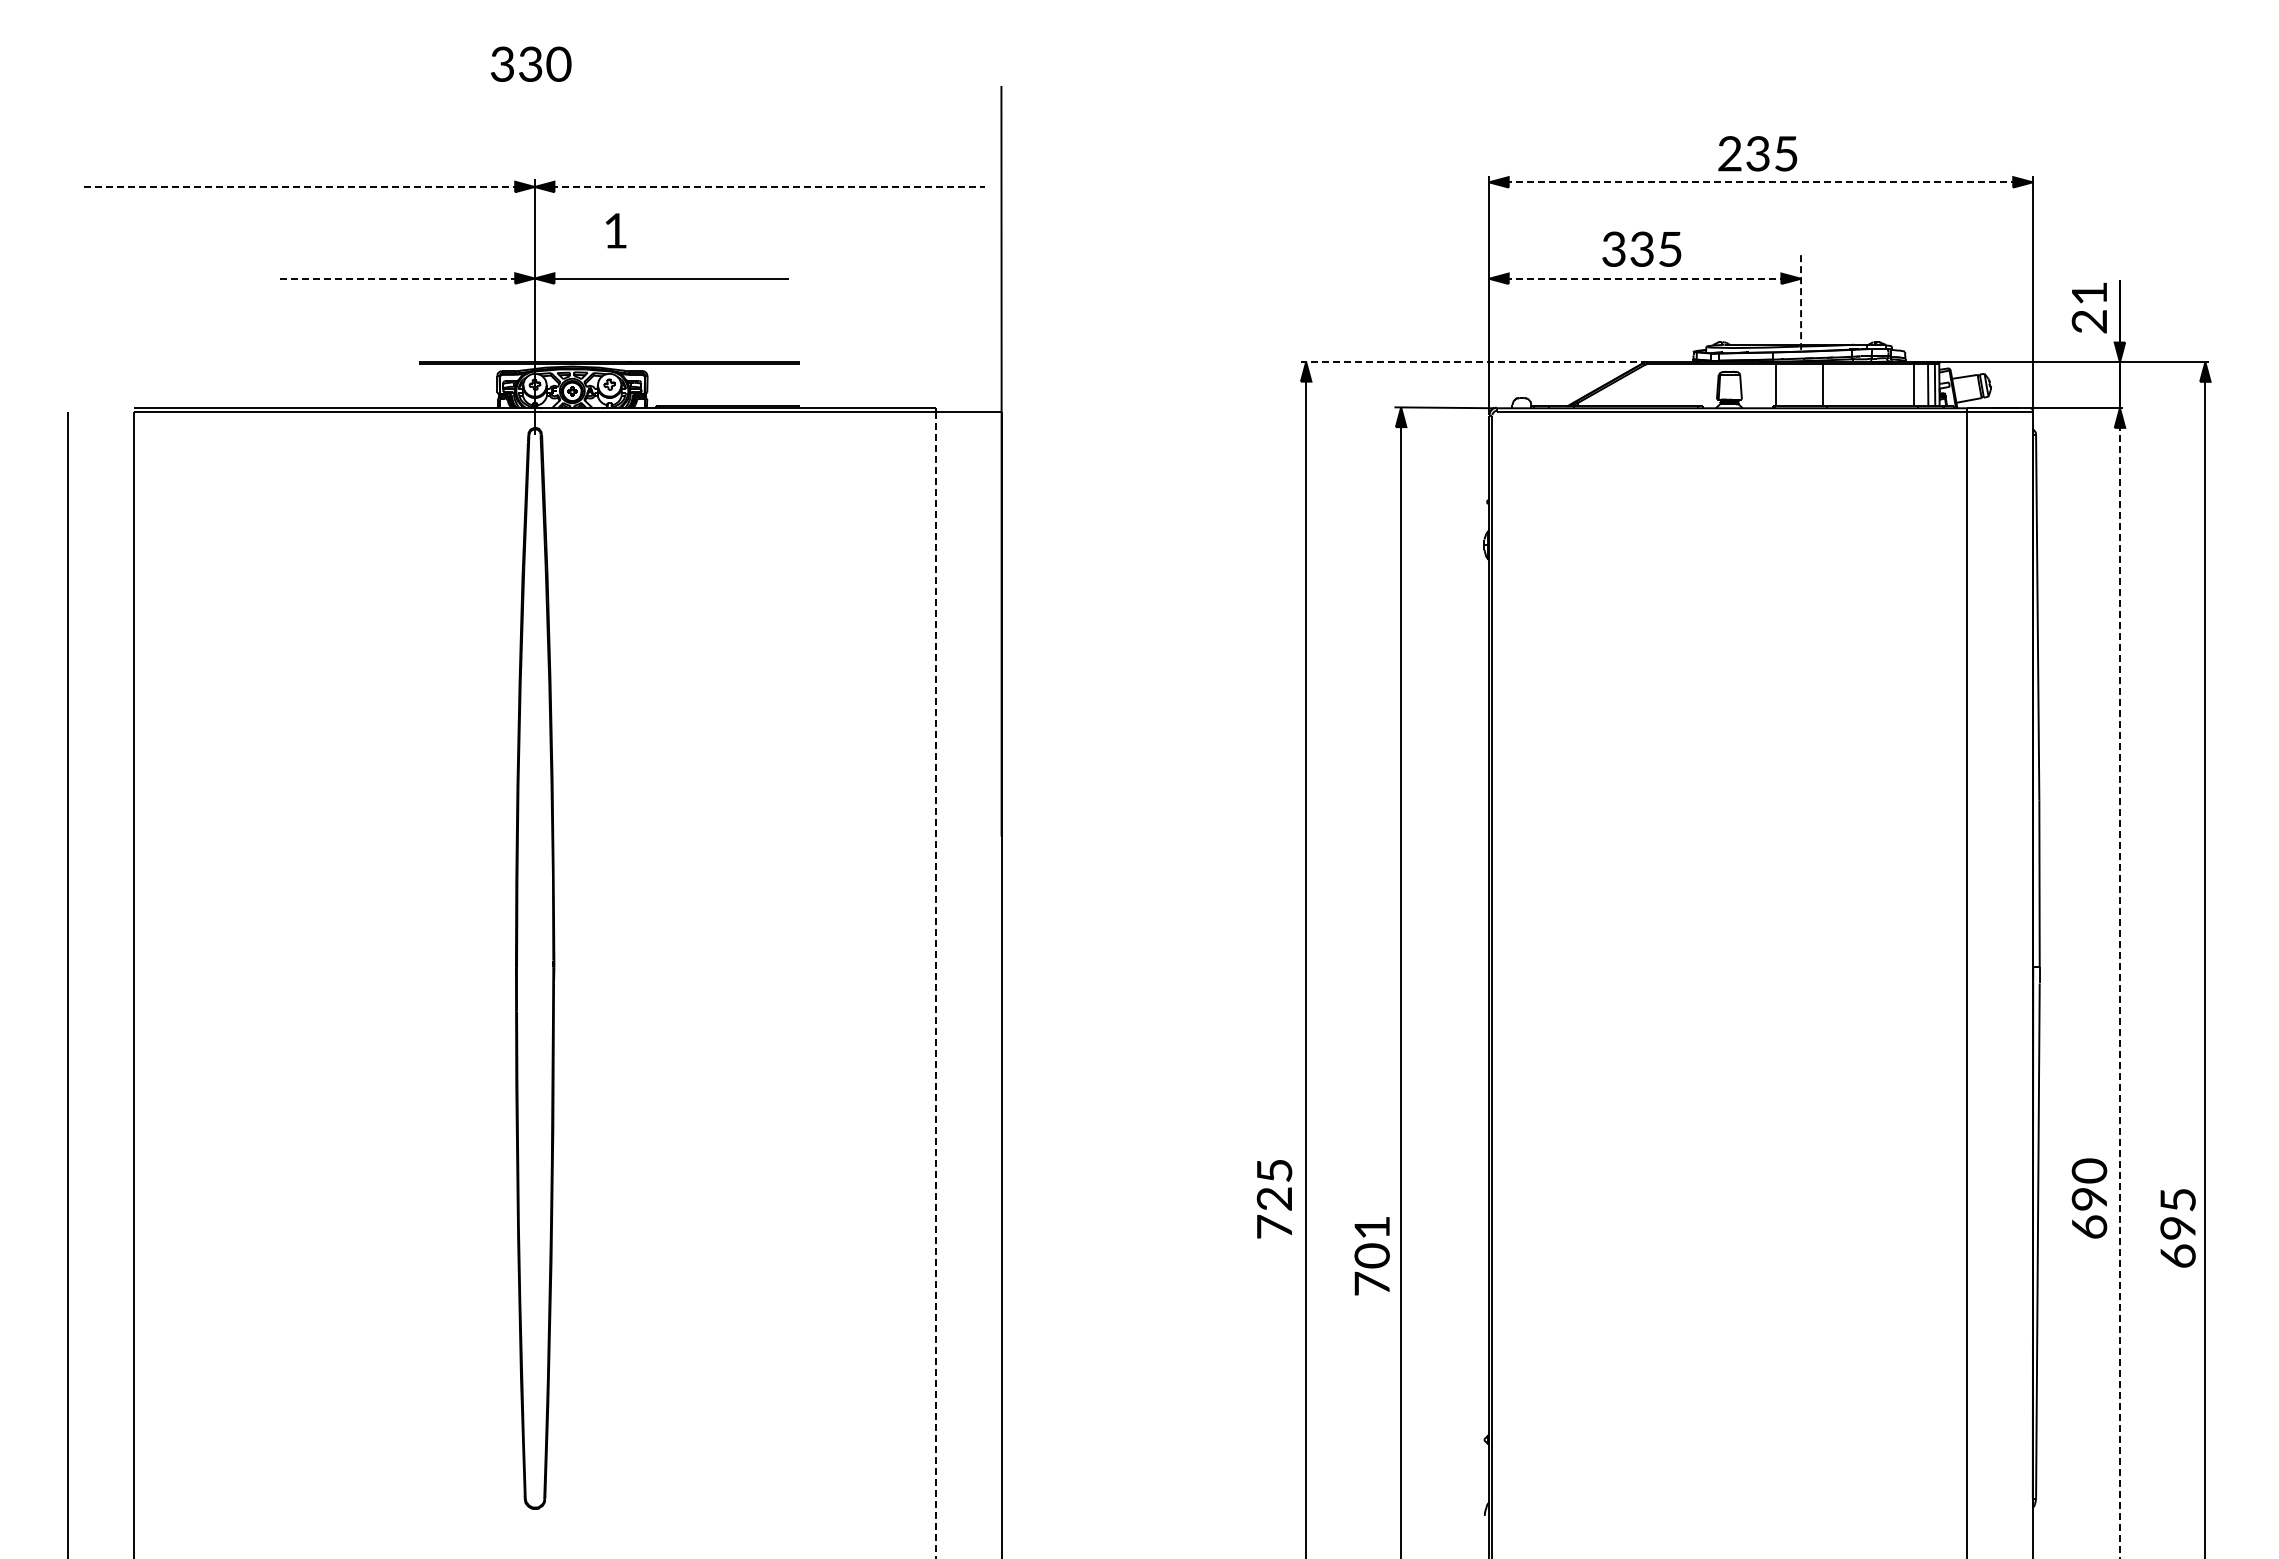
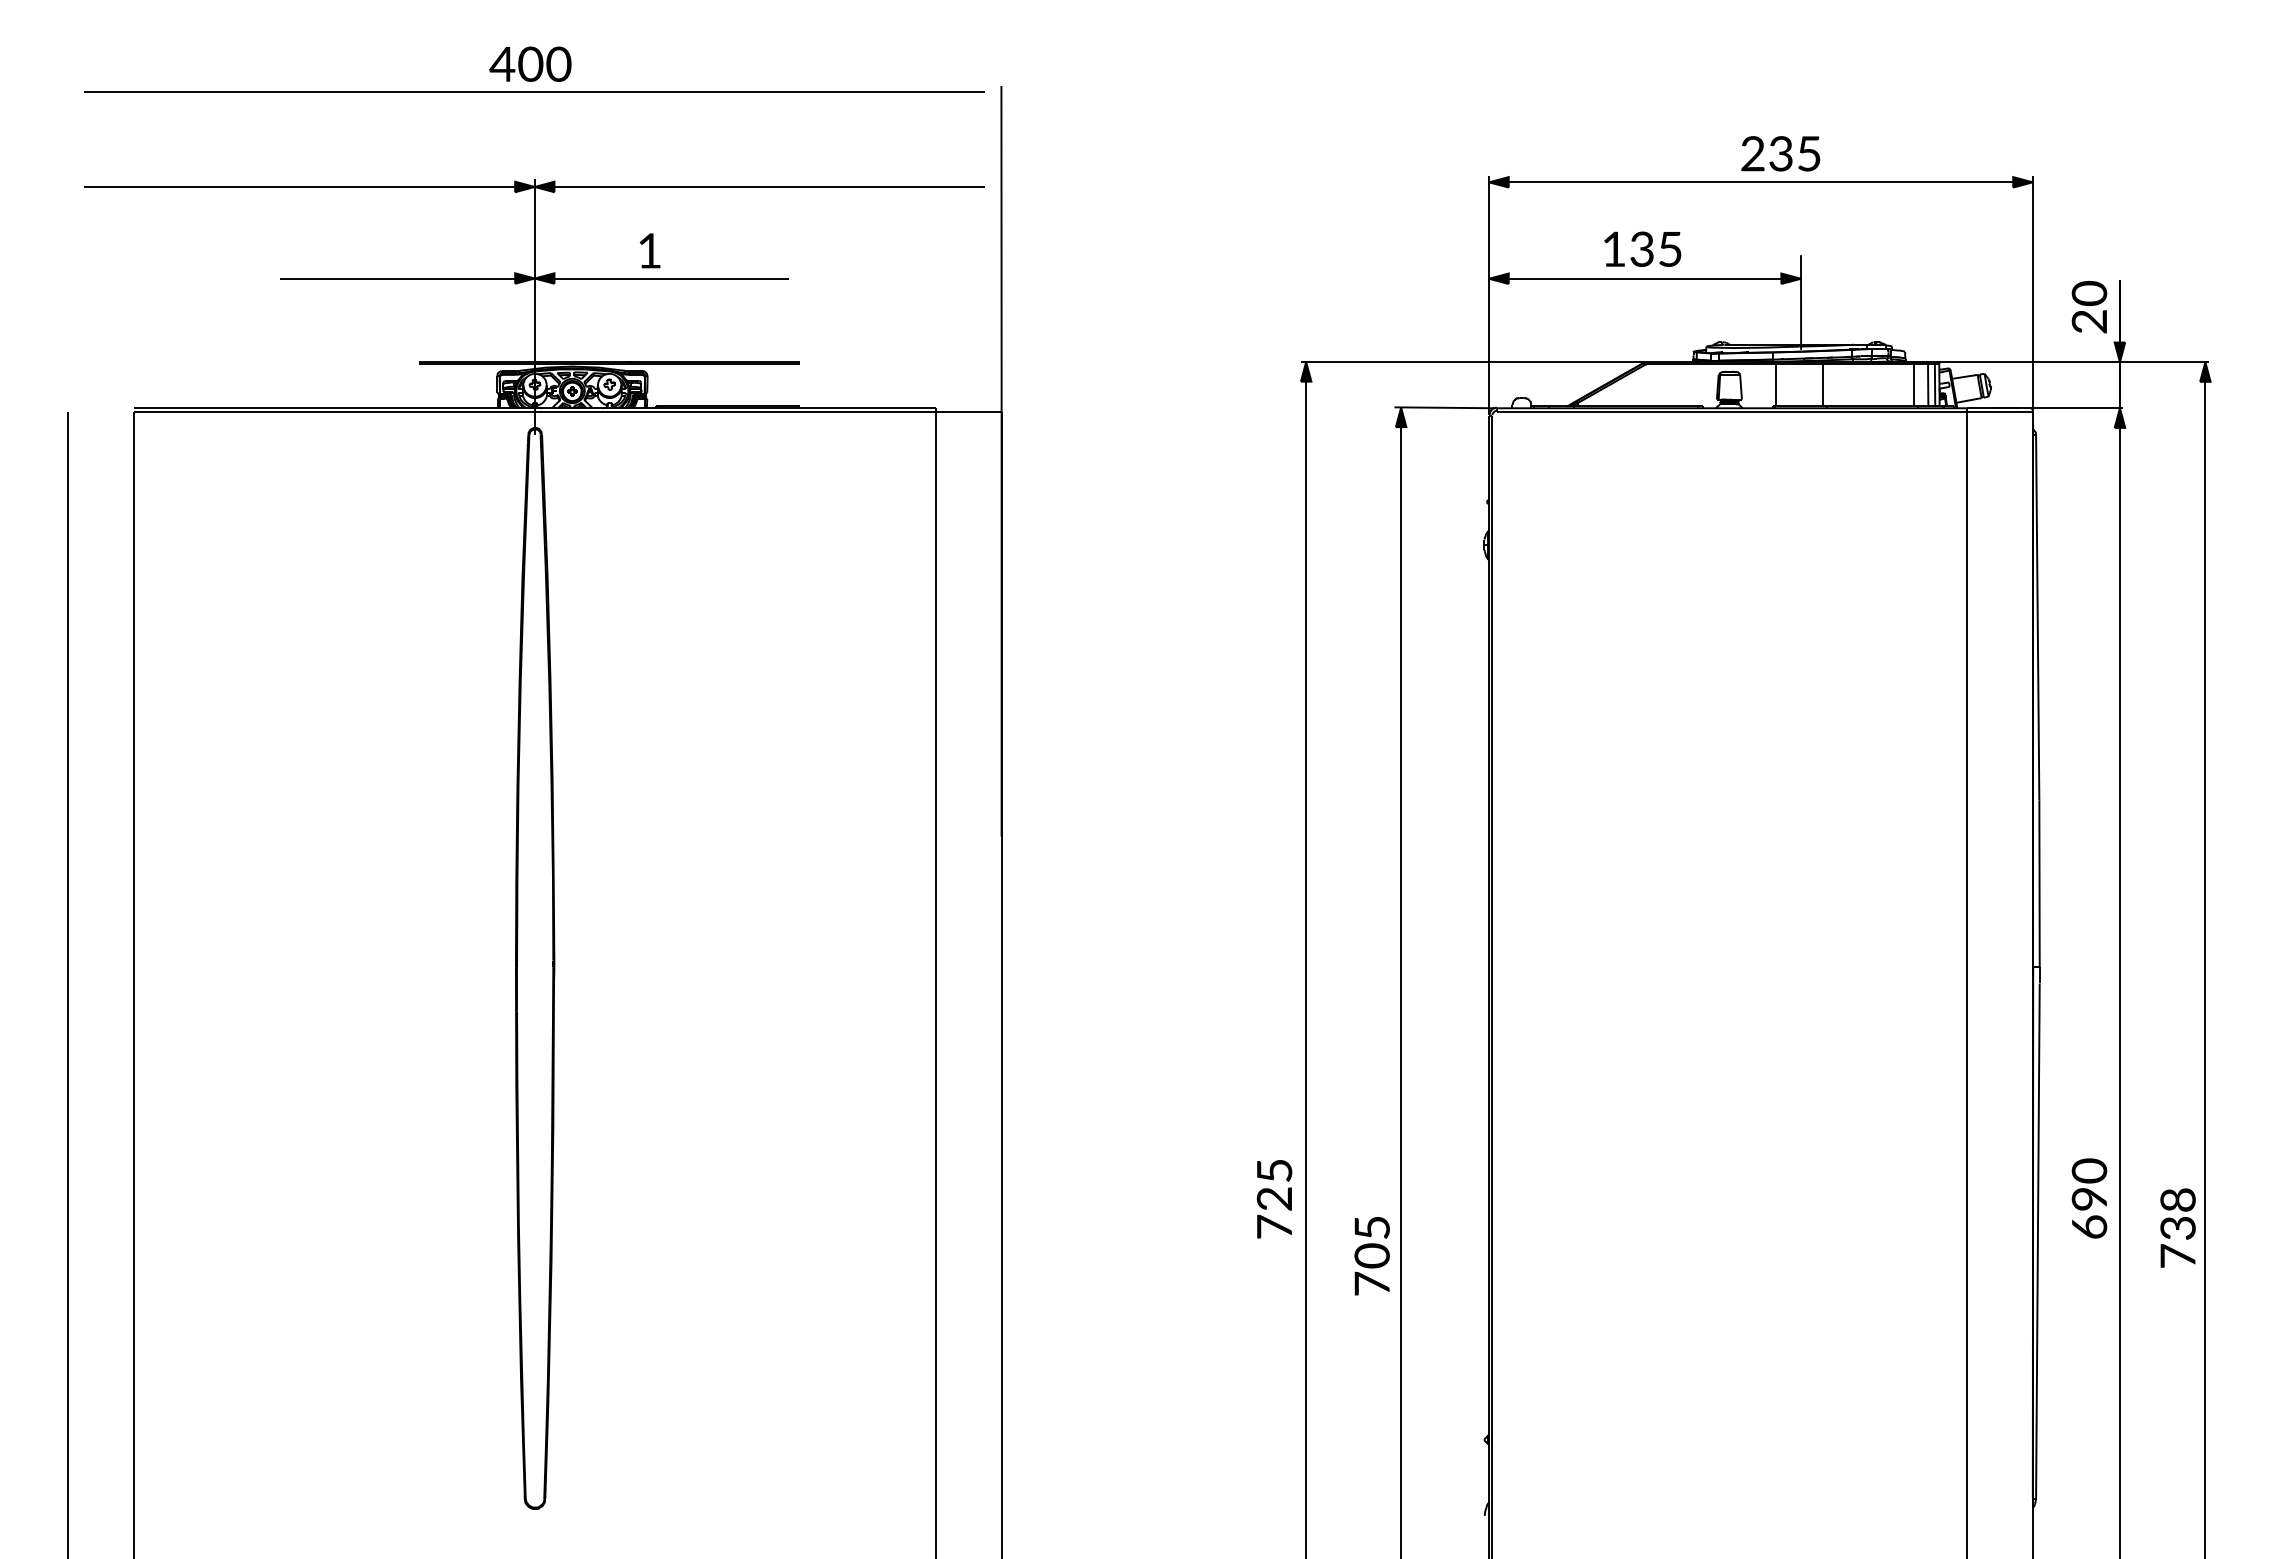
text: 330 -> 400 (516, 63)
line: none -> present (534, 91)
text position: (1757, 153) -> (1780, 153) (1780, 153)
line: dashed -> solid (1760, 182)
line: dashed -> solid (302, 186)
line: dashed -> solid (768, 186)
text position: (615, 230) -> (649, 250) (649, 250)
text: 335 -> 135 (1613, 248)
line: dashed -> solid (400, 278)
line: dashed -> solid (1645, 278)
text: 21 -> 20 (2089, 293)
line: dashed -> solid (1801, 303)
line: dashed -> solid (1473, 362)
line: dashed -> solid (936, 985)
line: dashed -> solid (2119, 991)
text: 701 -> 705 (1371, 1227)
text: 695 -> 738 (2177, 1227)
